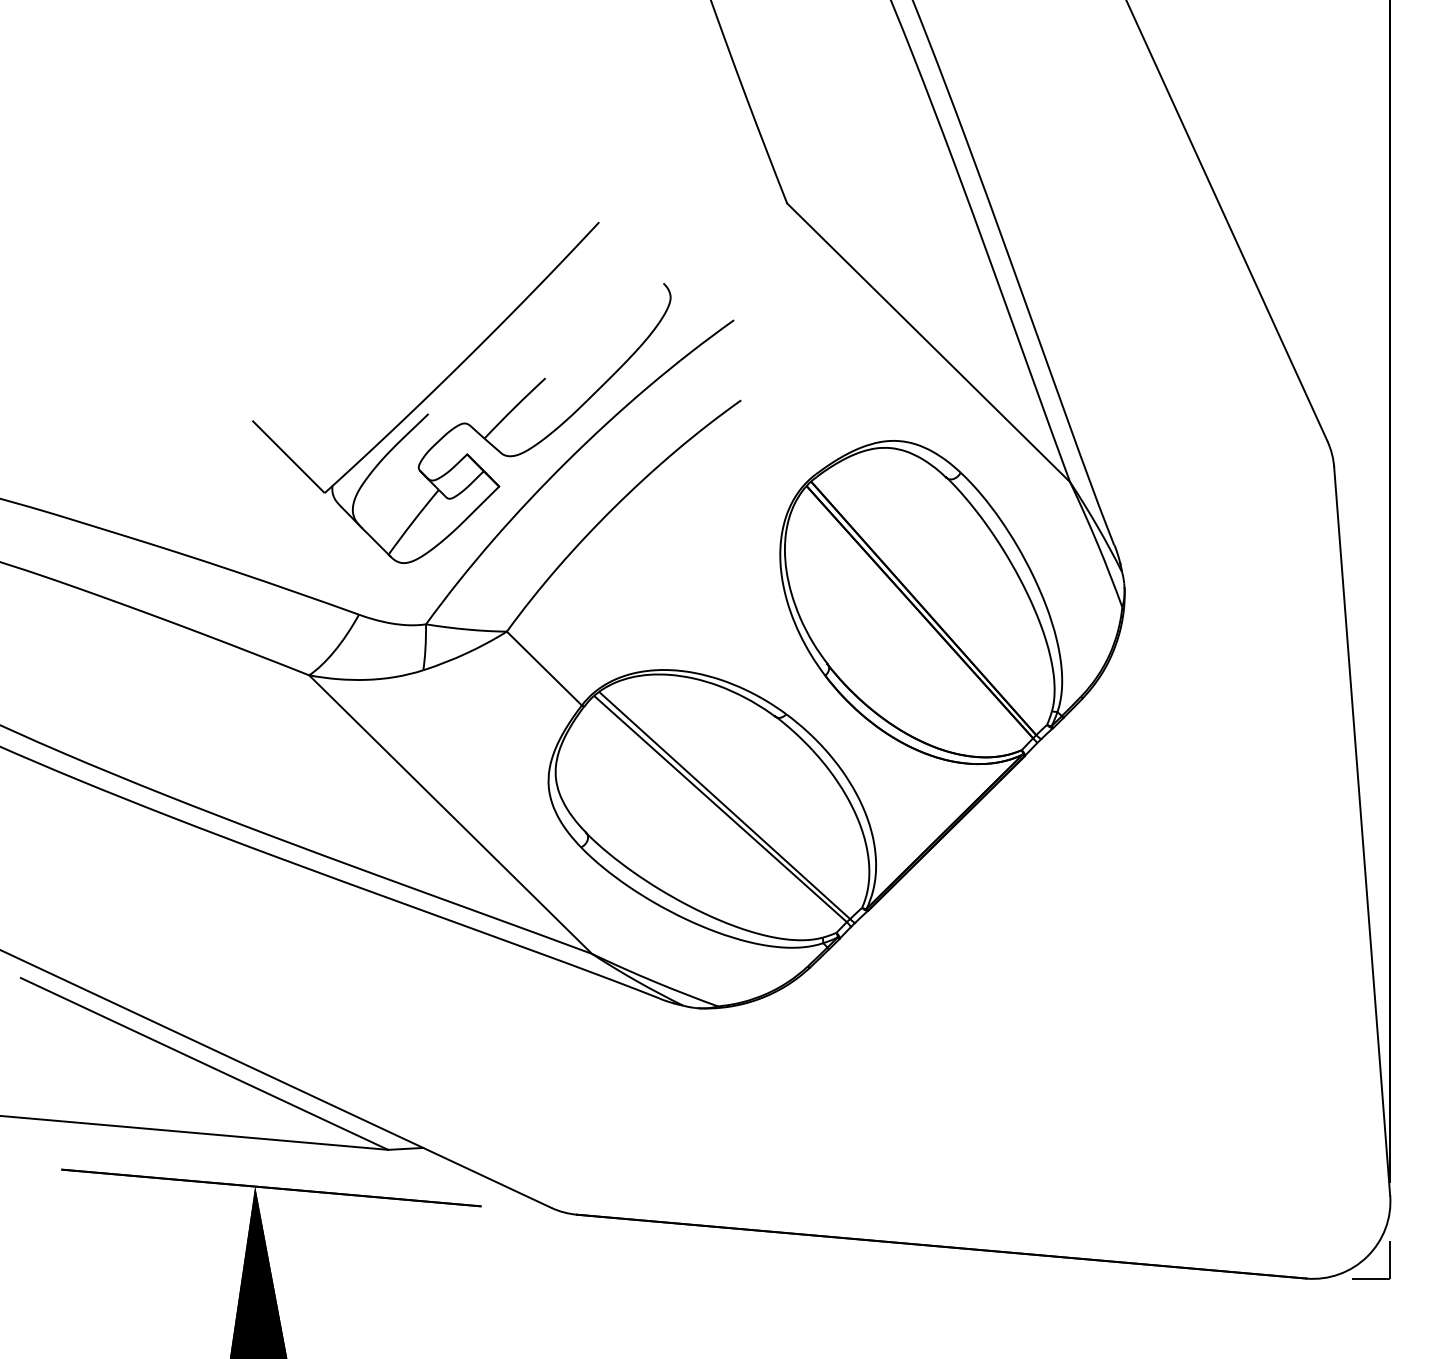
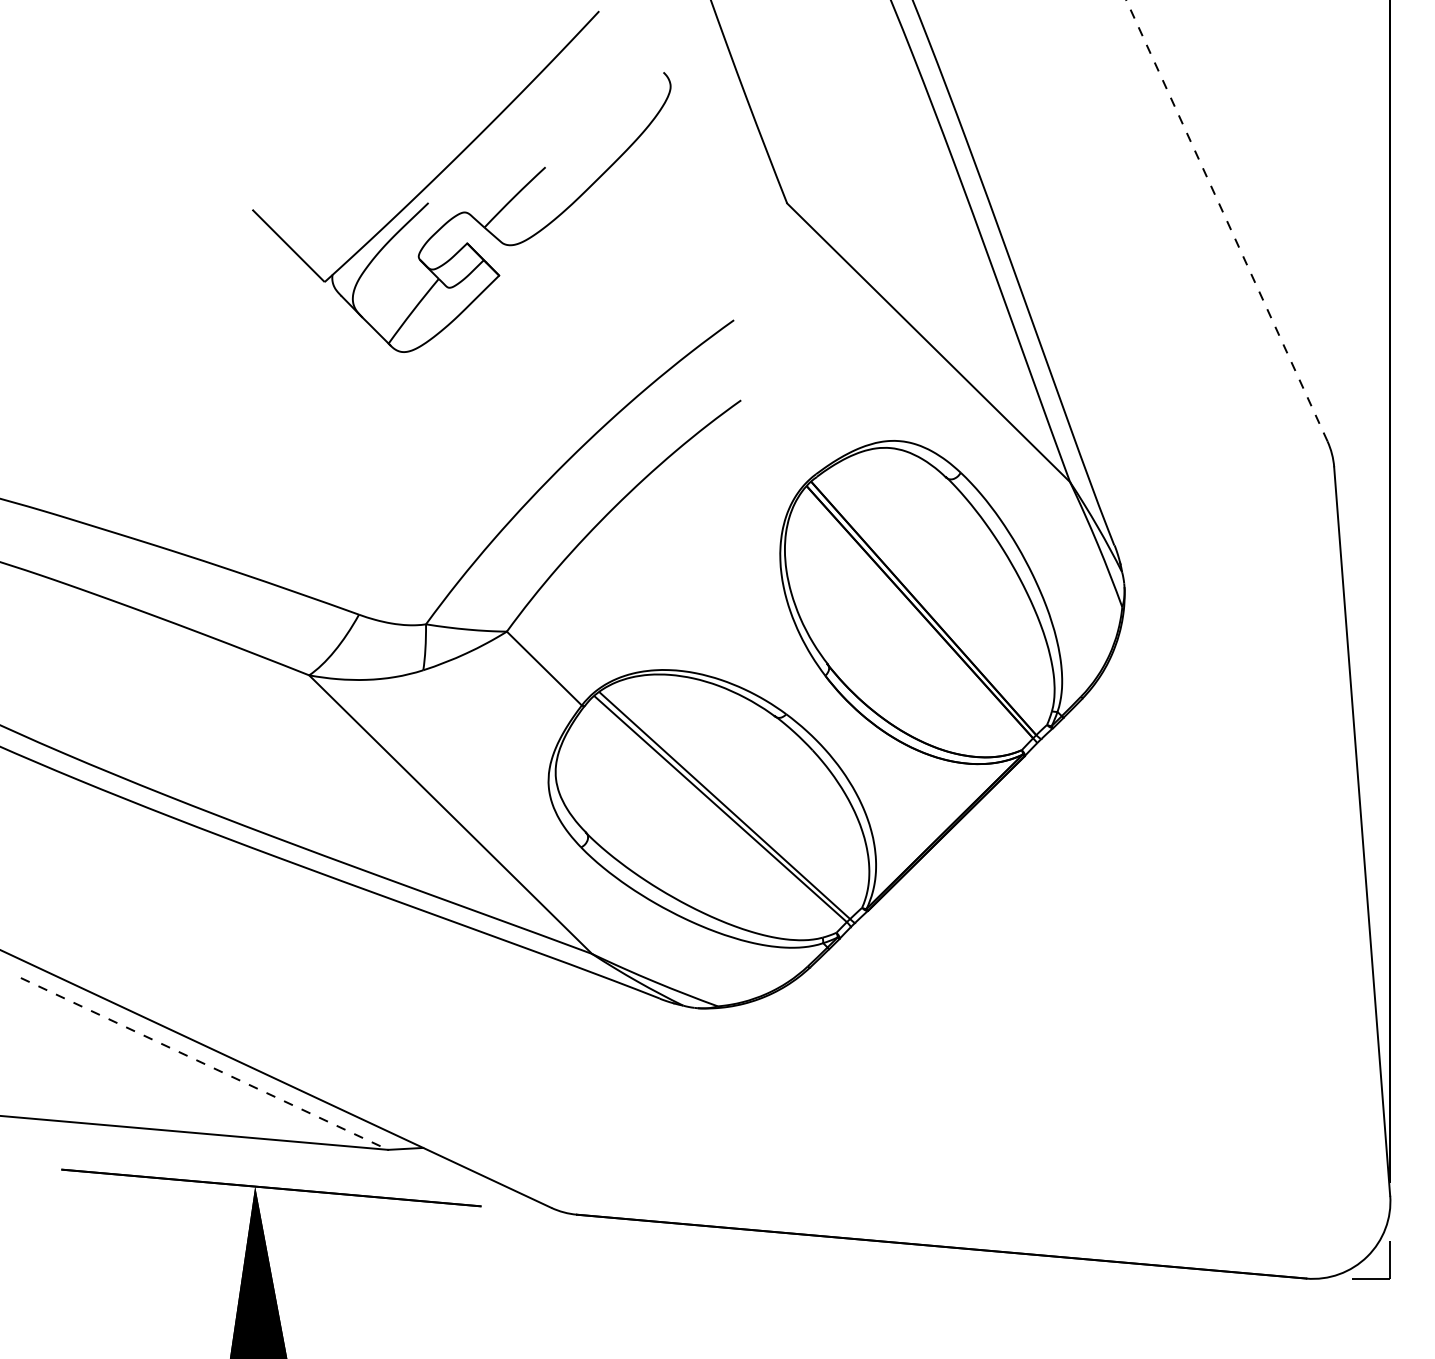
line: solid -> dashed (1226, 220)
part position: (450, 376) -> (450, 165) (450, 165)
line: solid -> dashed (204, 1063)
